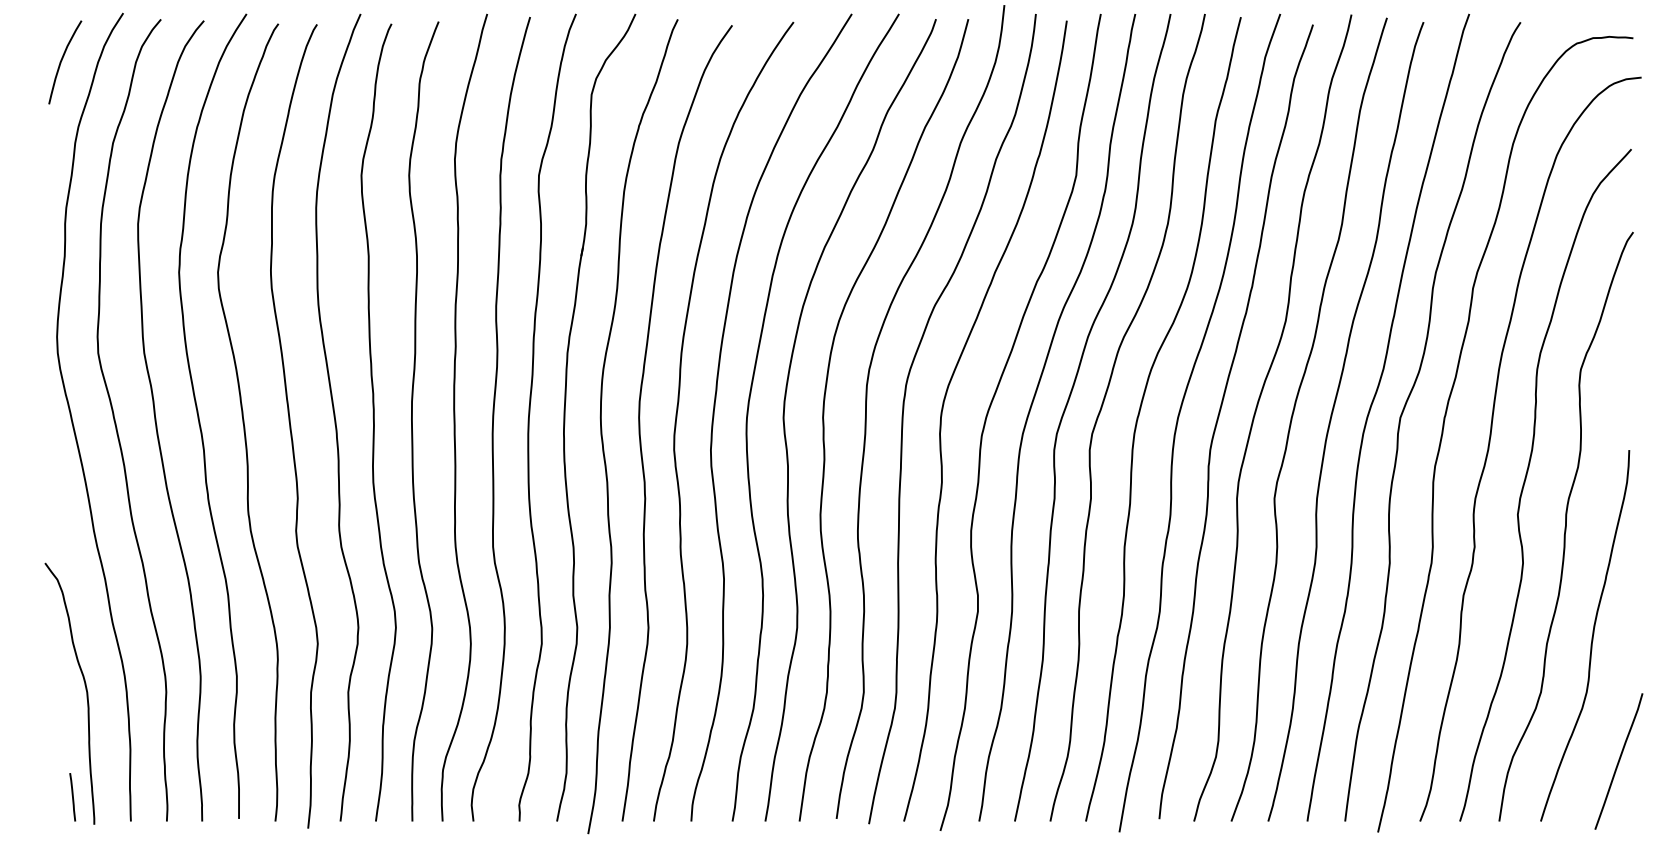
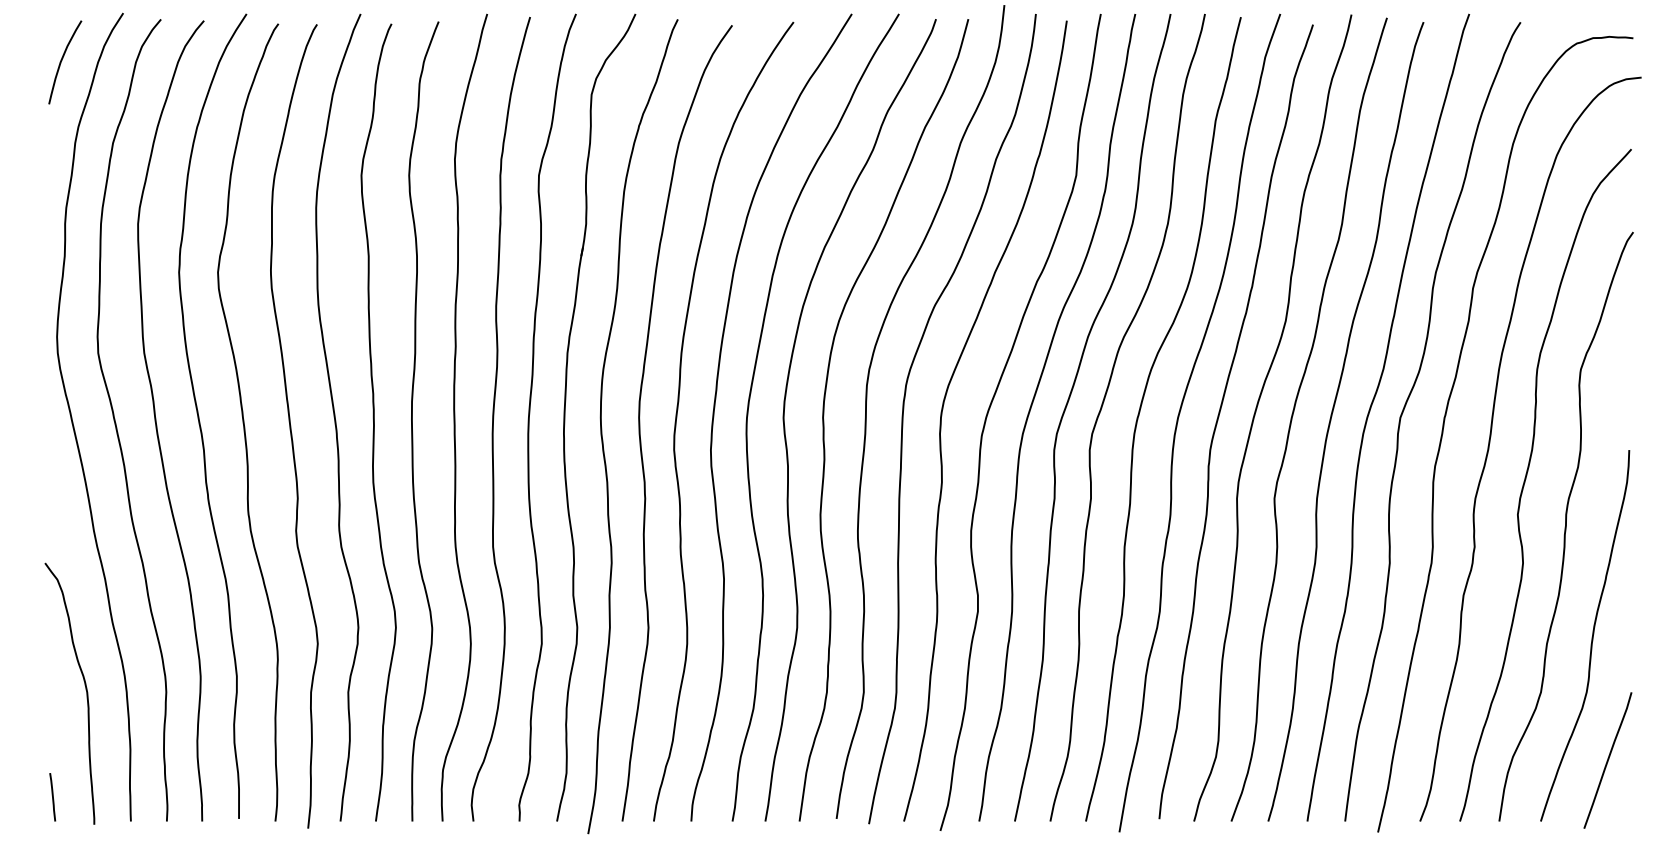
line position: (1618, 761) -> (1607, 760) (1607, 760)
line position: (72, 797) -> (52, 797) (52, 797)
